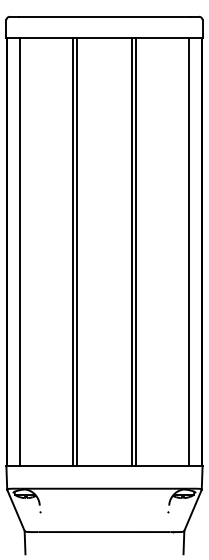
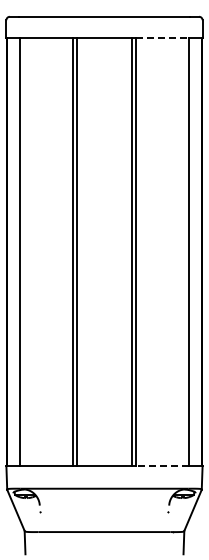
line: solid -> dashed (163, 38)
line: solid -> dashed (162, 466)
